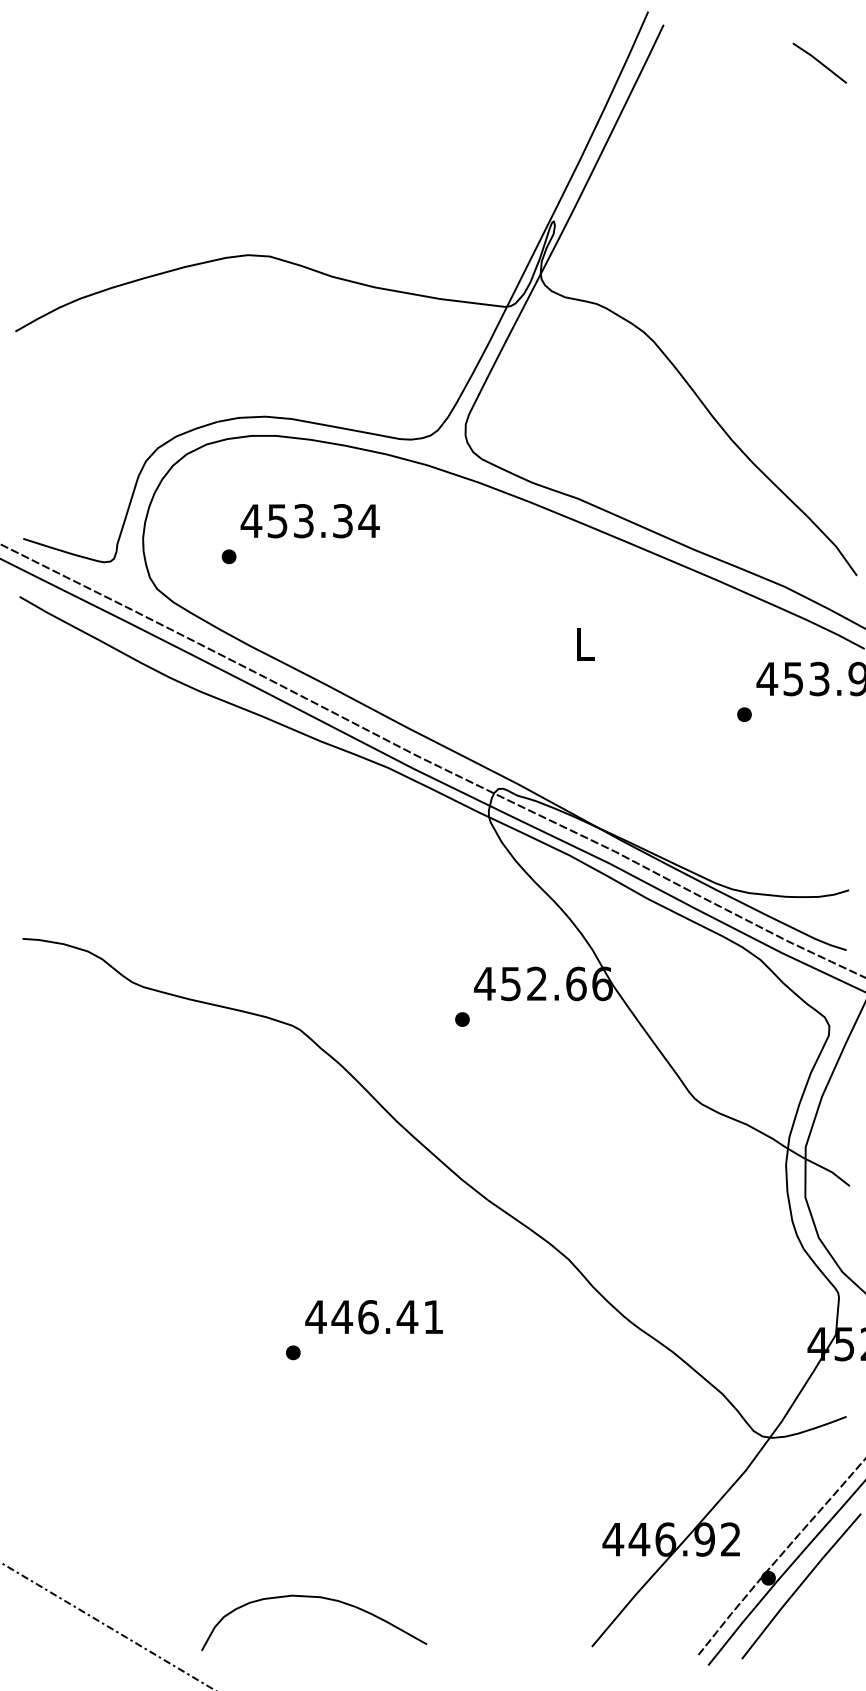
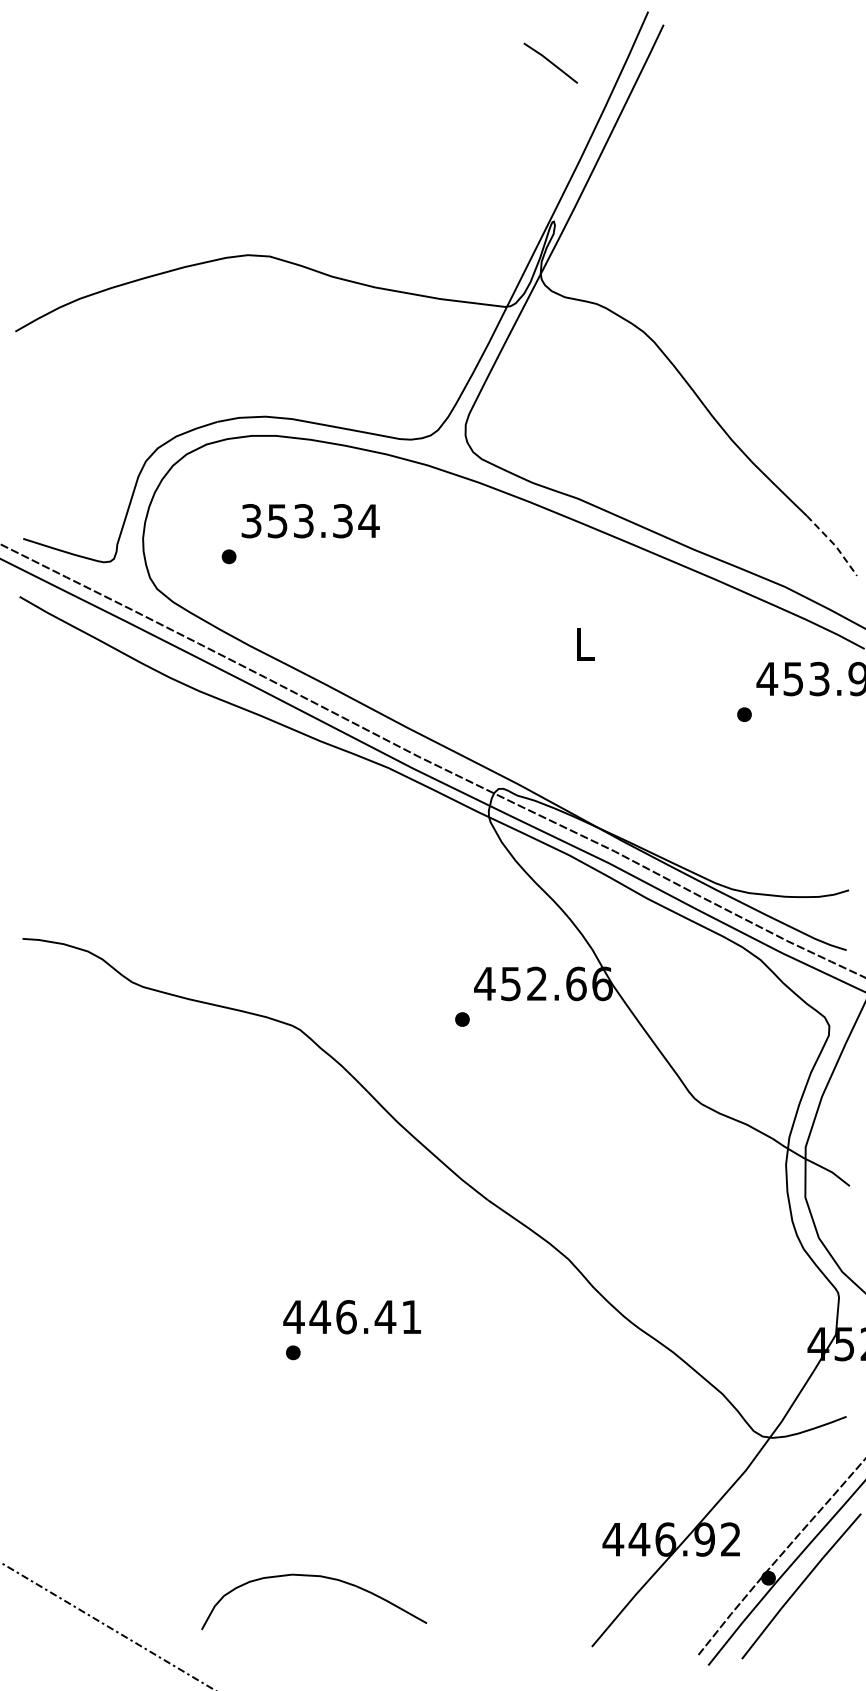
line position: (819, 62) -> (550, 62) (550, 62)
text: 453.34 -> 353.34 (251, 521)
line: solid -> dashed (834, 545)
text position: (373, 1317) -> (351, 1317) (351, 1317)
part position: (319, 1598) -> (319, 1577) (319, 1577)
